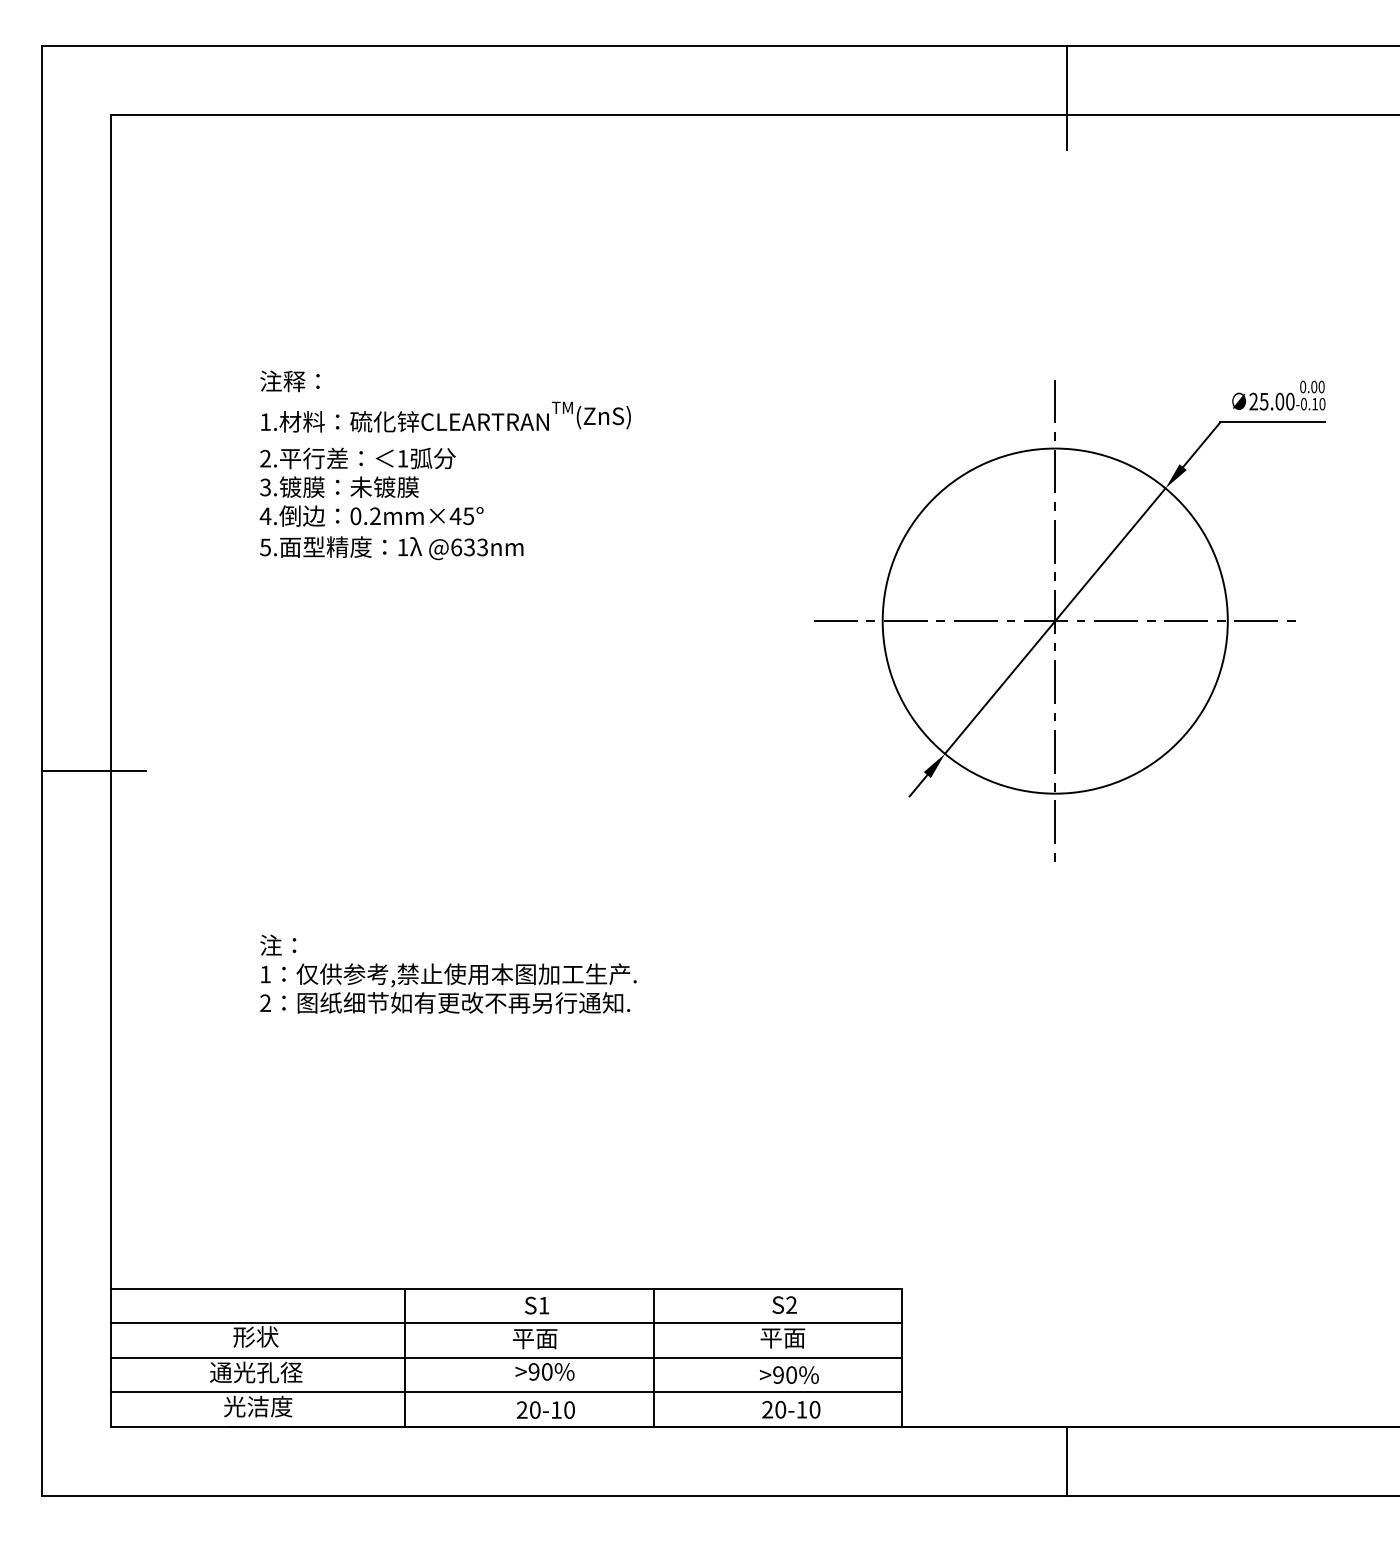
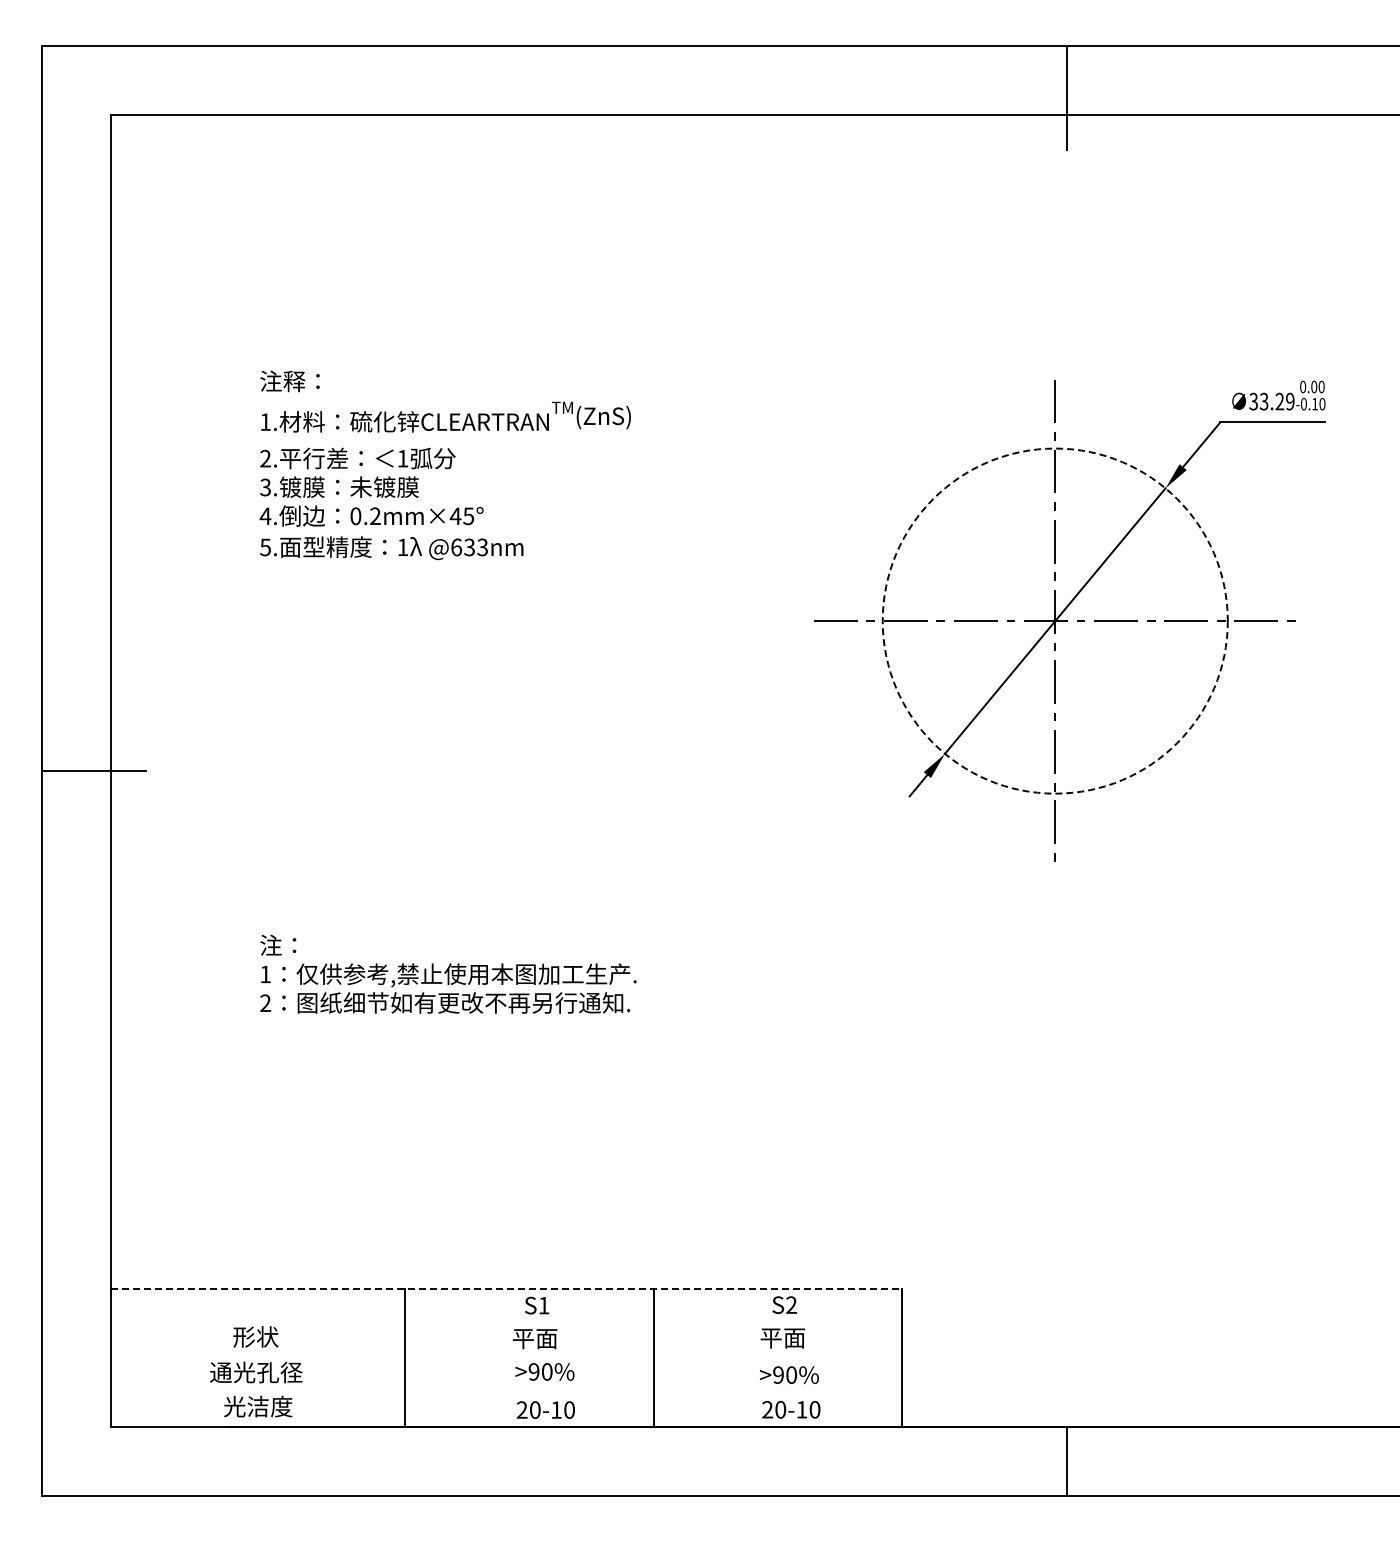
text: 25.00 -> 33.29 (1271, 401)
circle: solid -> dashed (1054, 620)
line: solid -> dashed (506, 1288)
line: present -> none (506, 1323)
line: present -> none (506, 1357)
line: present -> none (506, 1392)
